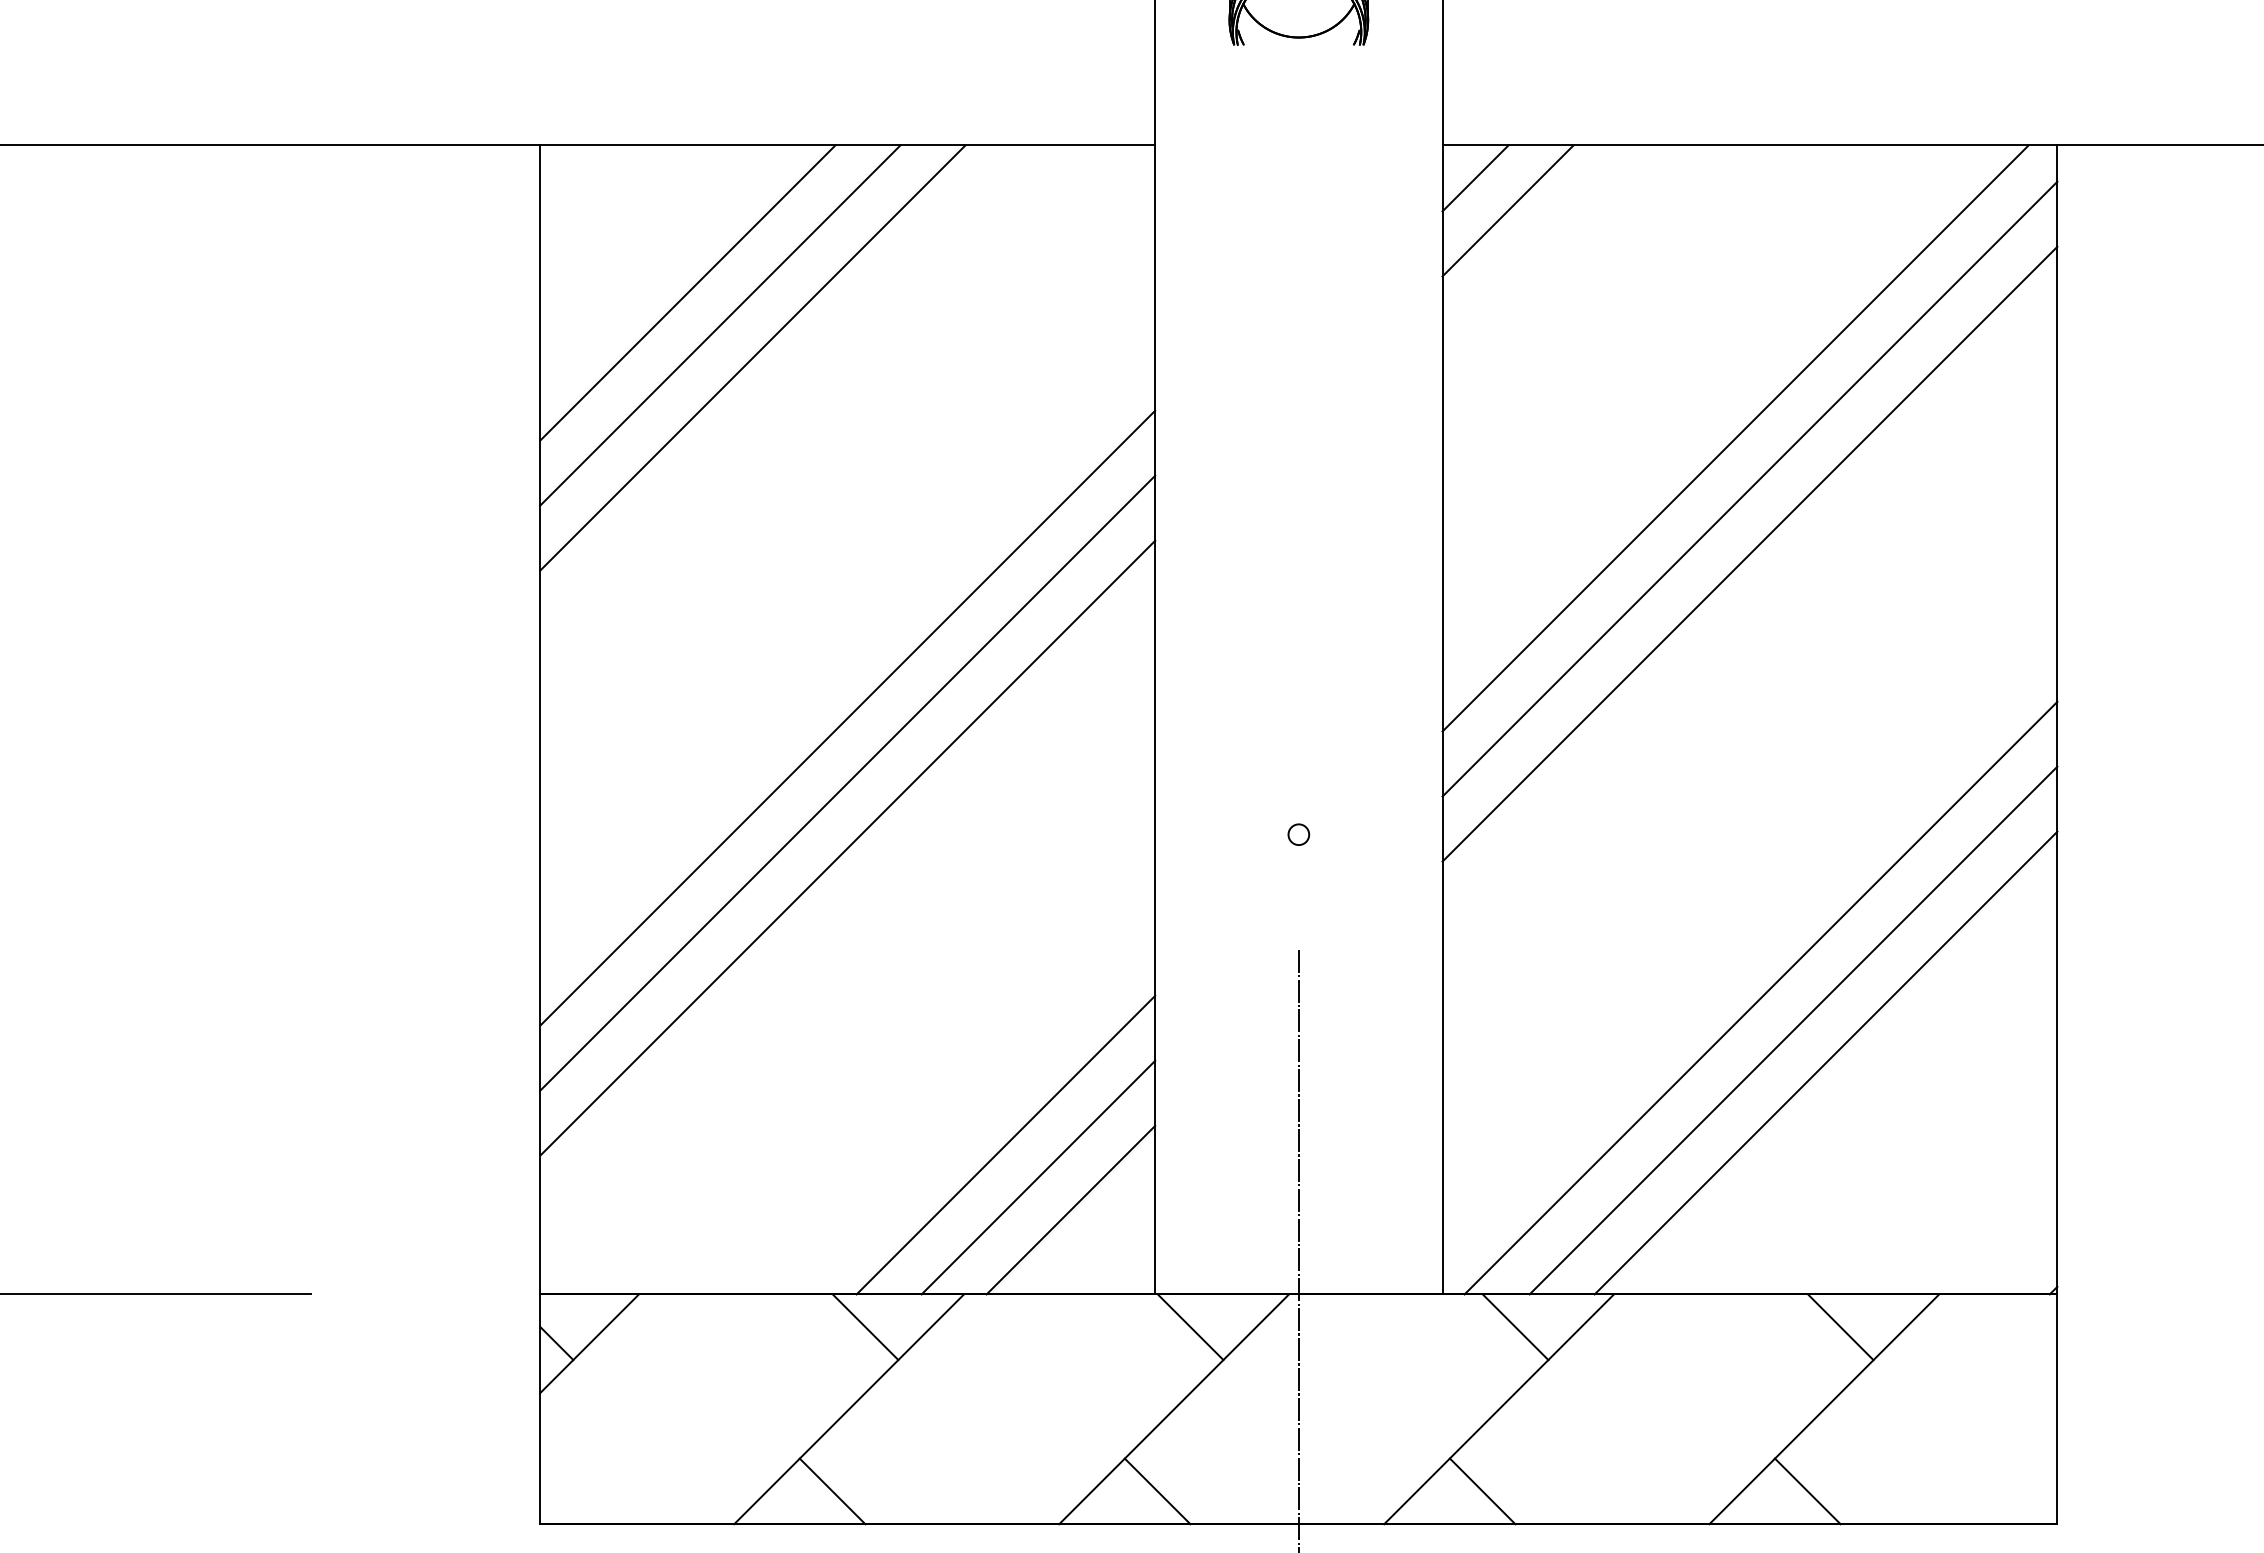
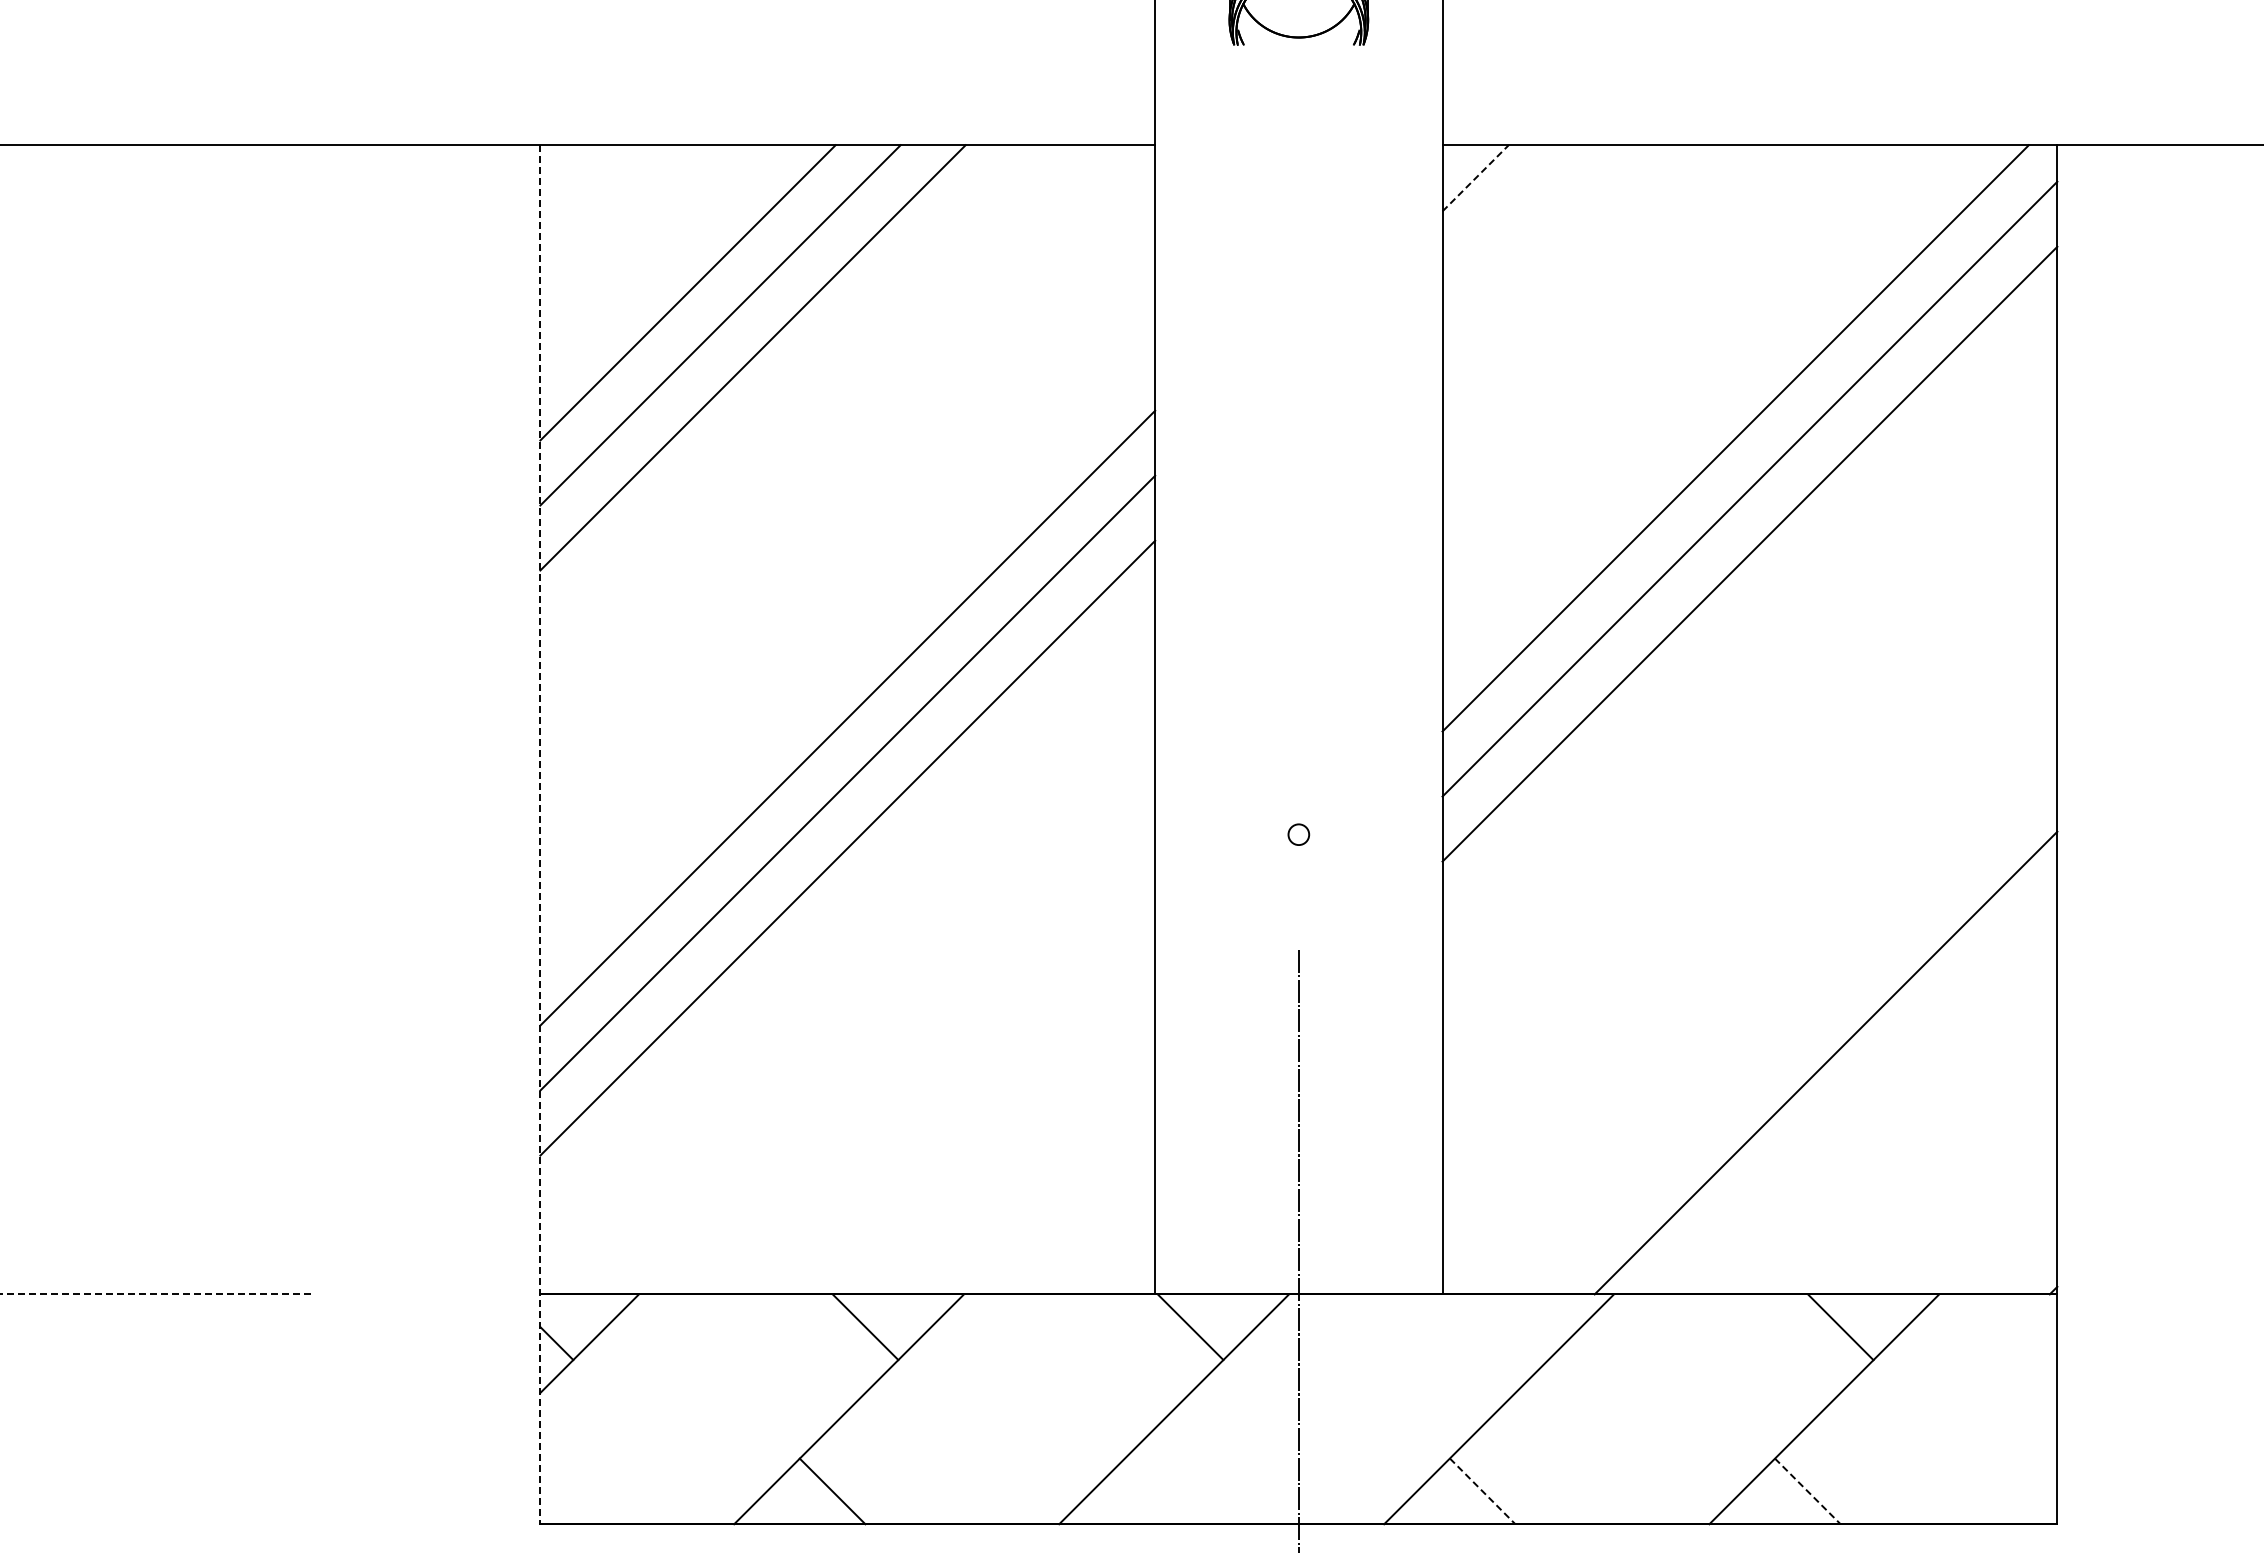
line: solid -> dashed (1475, 178)
line: present -> none (1507, 210)
line: solid -> dashed (540, 834)
line: present -> none (1760, 997)
line: present -> none (1793, 1030)
line: present -> none (1005, 1144)
line: present -> none (1038, 1177)
line: present -> none (1070, 1209)
line: solid -> dashed (155, 1294)
line: present -> none (1515, 1327)
line: present -> none (1157, 1491)
line: solid -> dashed (1483, 1491)
line: solid -> dashed (1808, 1491)
